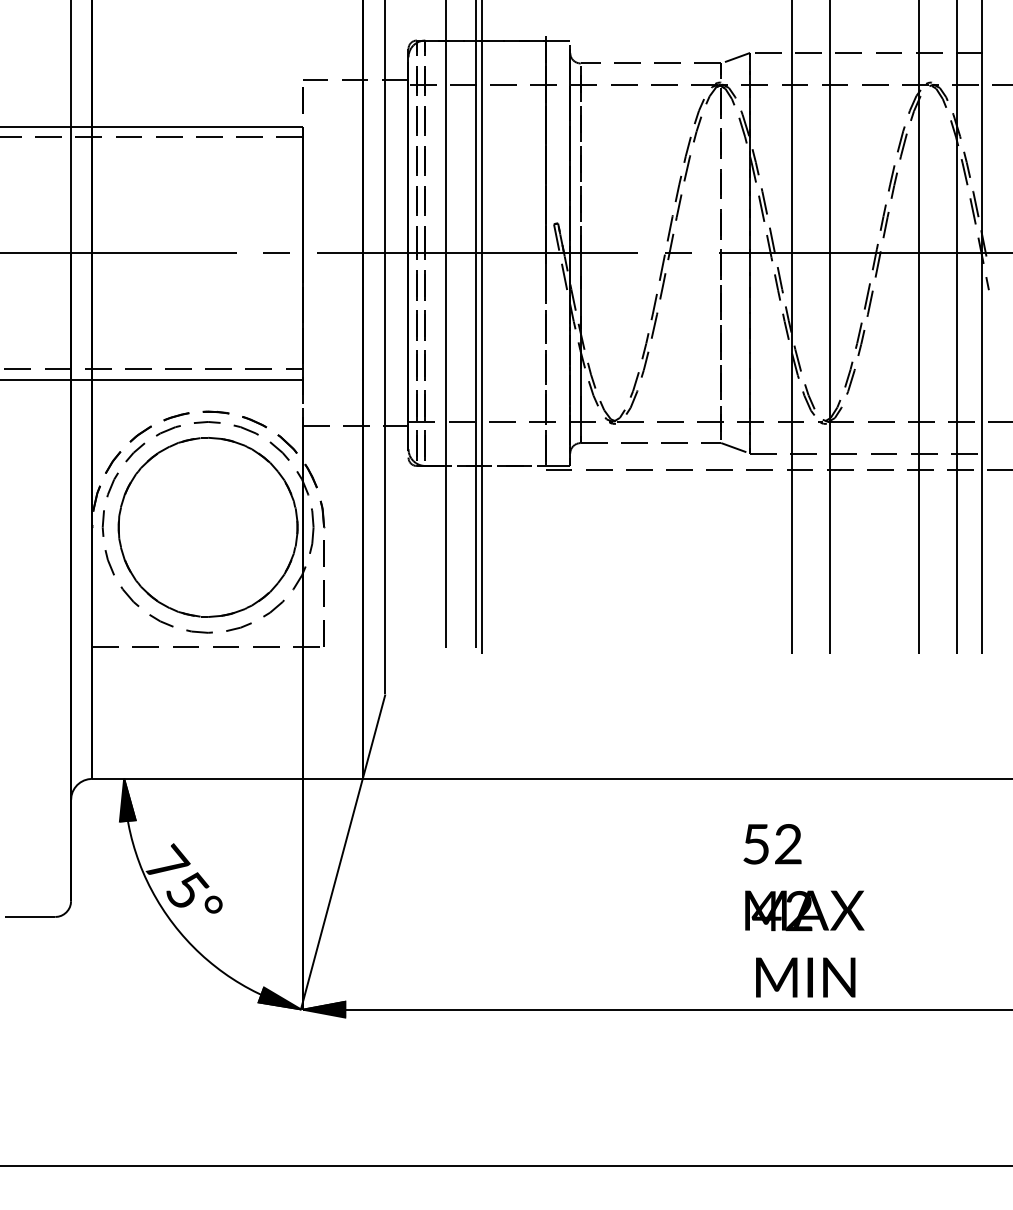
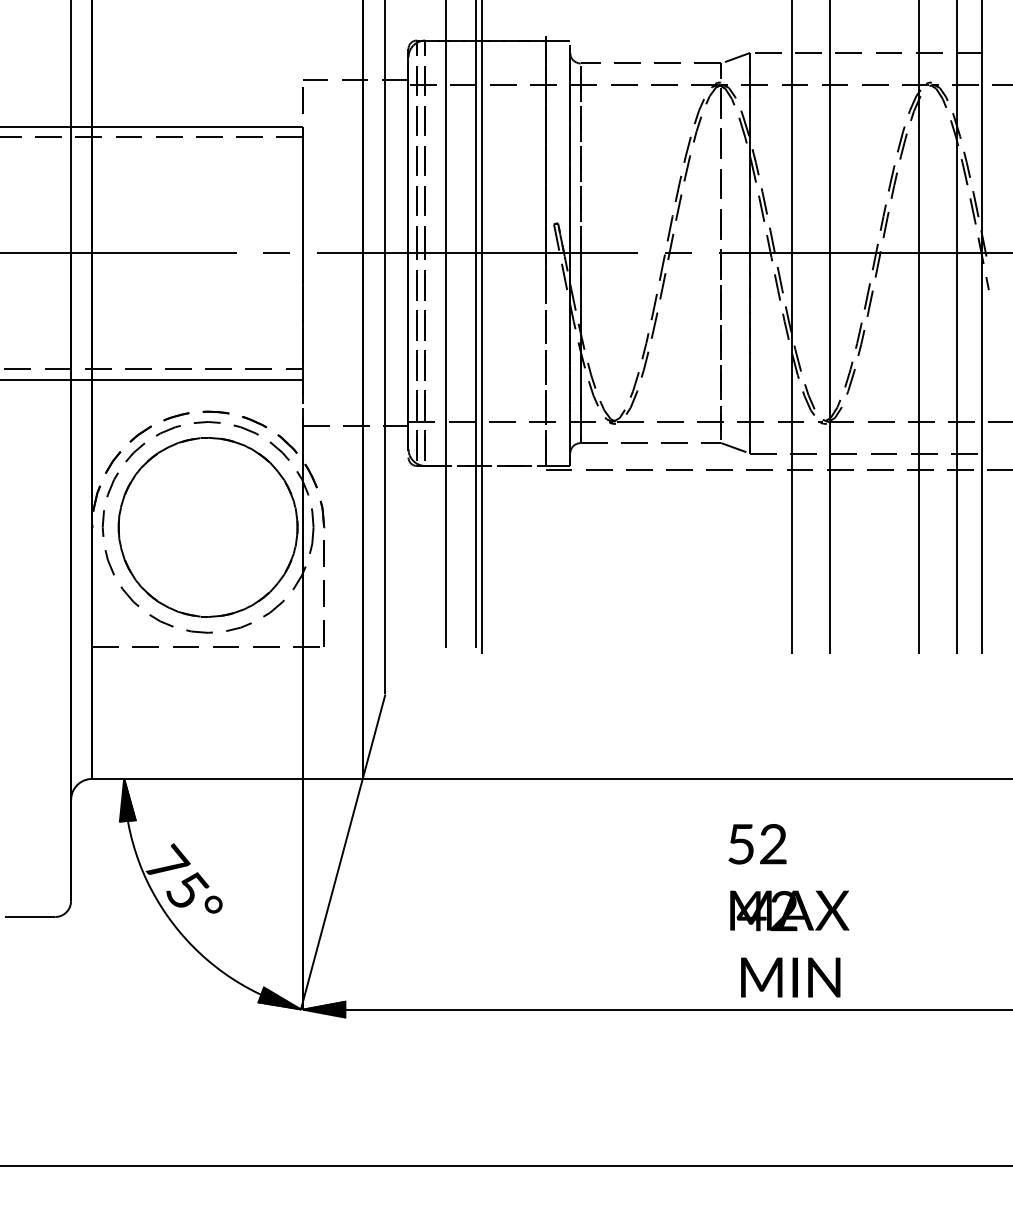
text position: (803, 910) -> (788, 910) (788, 910)
